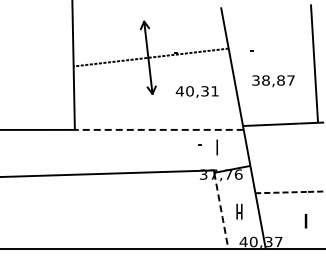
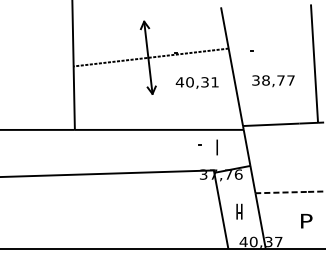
text: 38,87 -> 38,77 (280, 80)
text position: (196, 91) -> (196, 82) (196, 82)
line: dashed -> solid (159, 129)
line: dashed -> solid (221, 211)
text: I -> P (306, 220)
